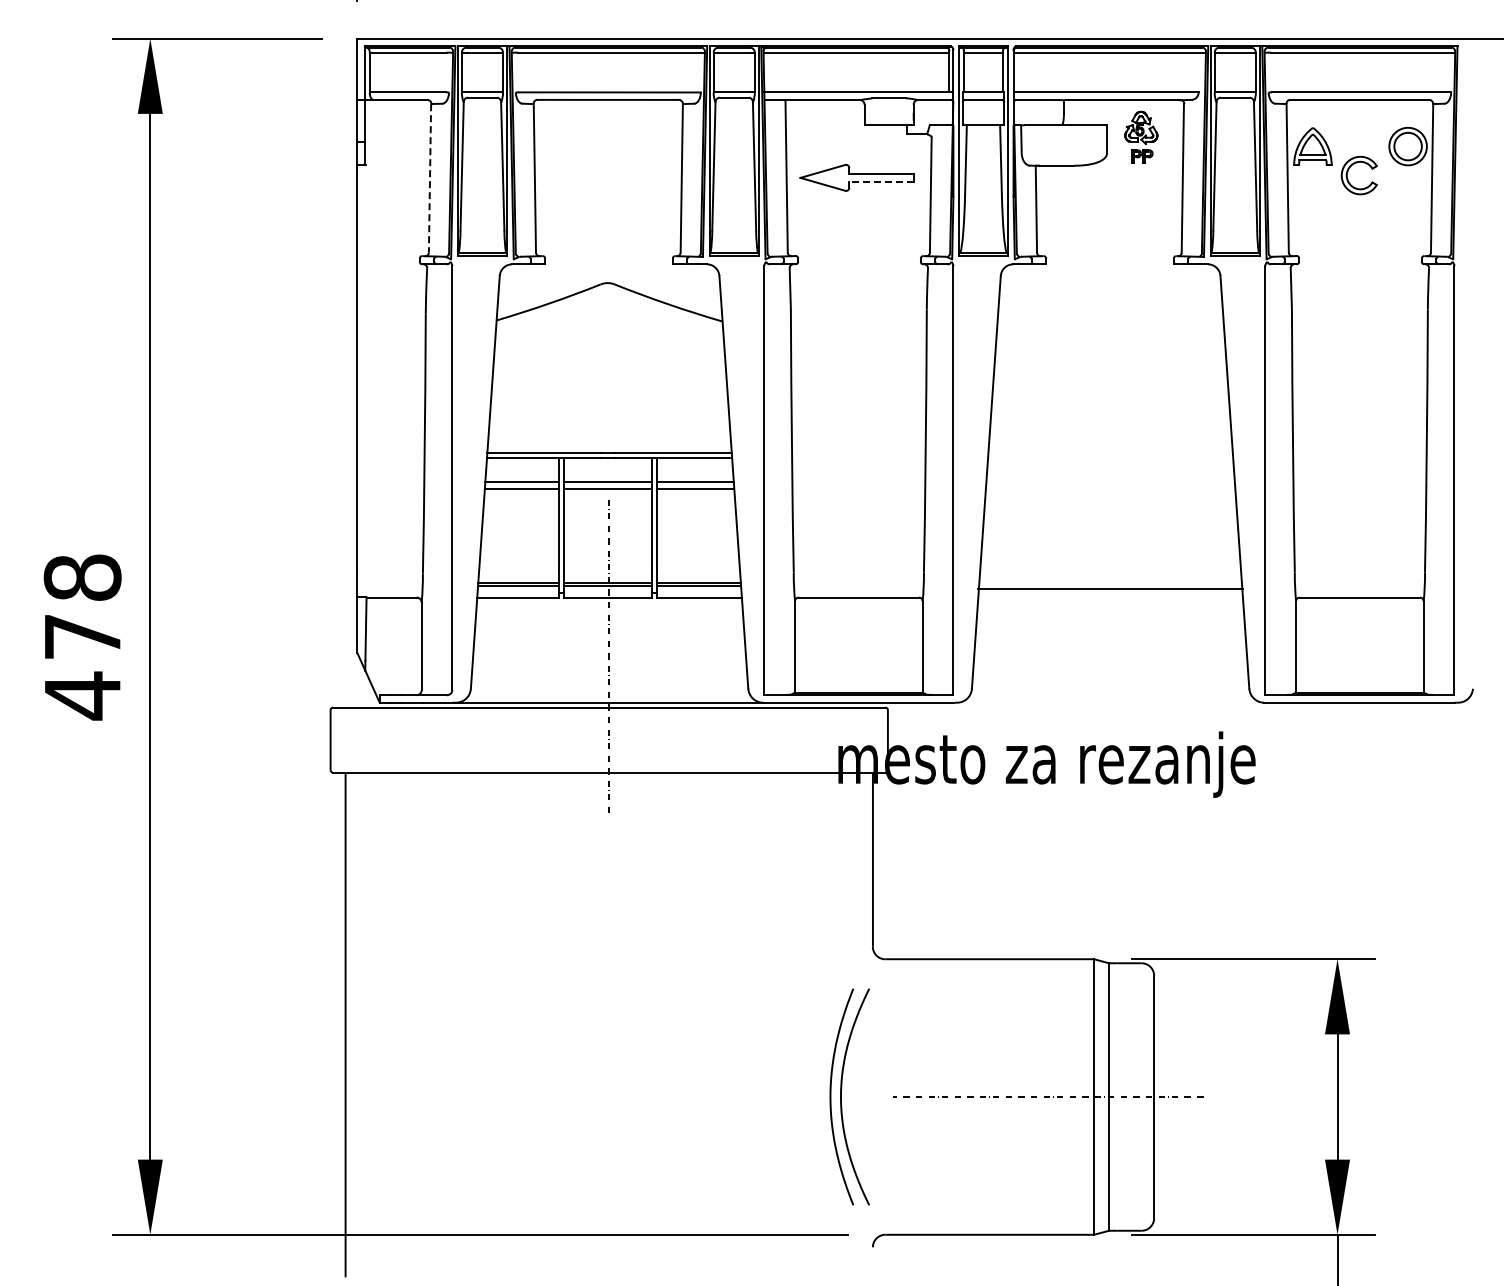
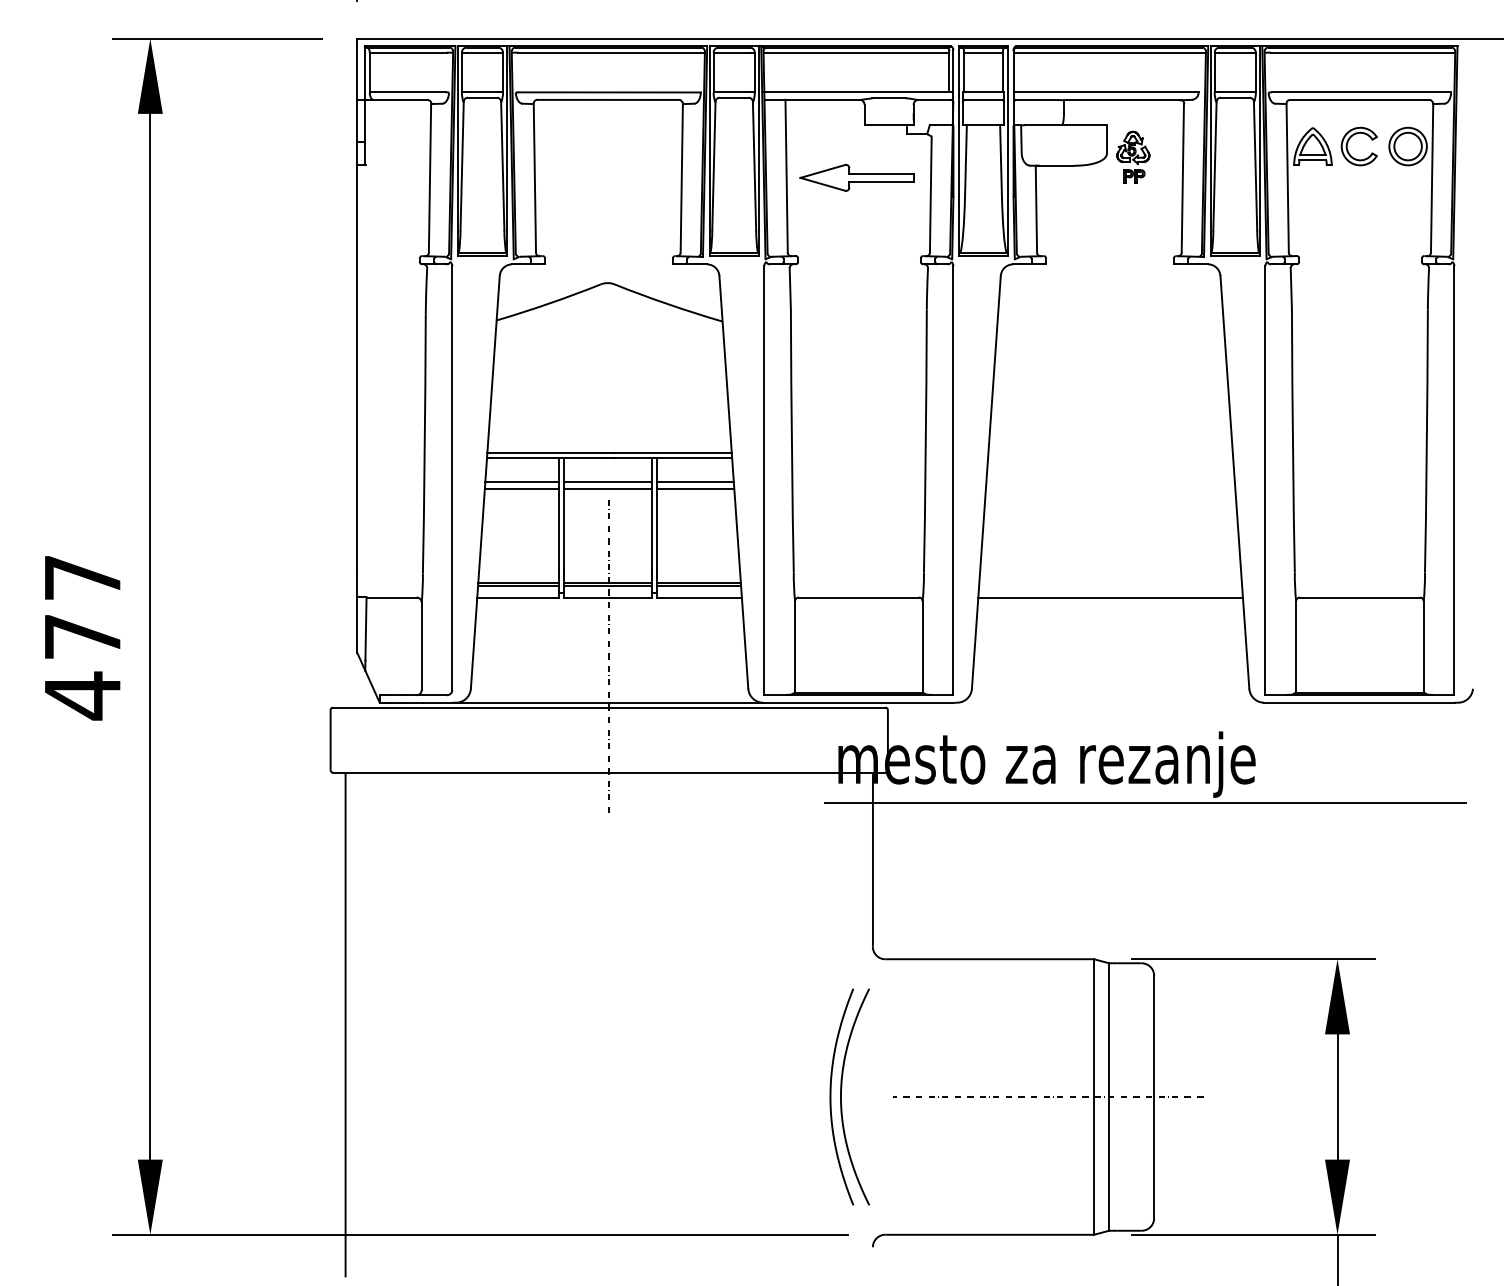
part position: (1141, 136) -> (1133, 156) (1133, 156)
part position: (1348, 171) -> (1348, 142) (1348, 142)
line: dashed -> solid (430, 178)
line: dashed -> solid (881, 182)
text: 478 -> 477 (82, 577)
line position: (1110, 588) -> (1110, 597) (1110, 597)
line: none -> present (1144, 802)
